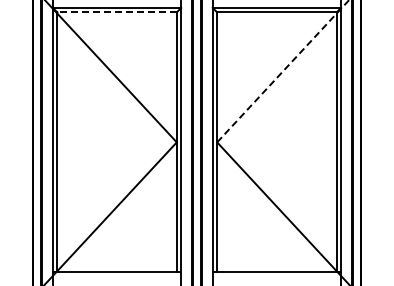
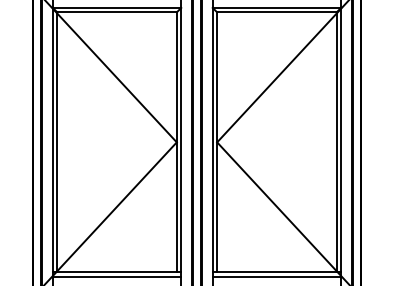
line: dashed -> solid (117, 12)
line: dashed -> solid (283, 70)
line: none -> present (116, 276)
line: none -> present (276, 276)
